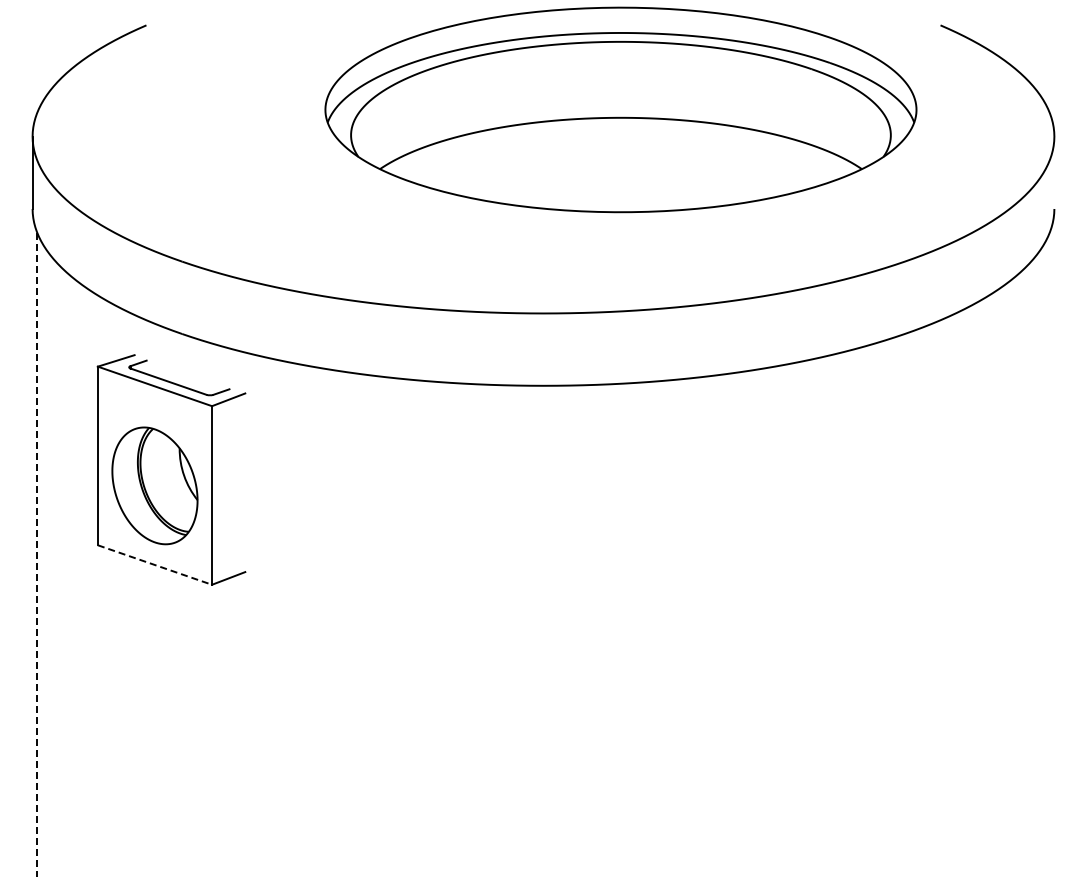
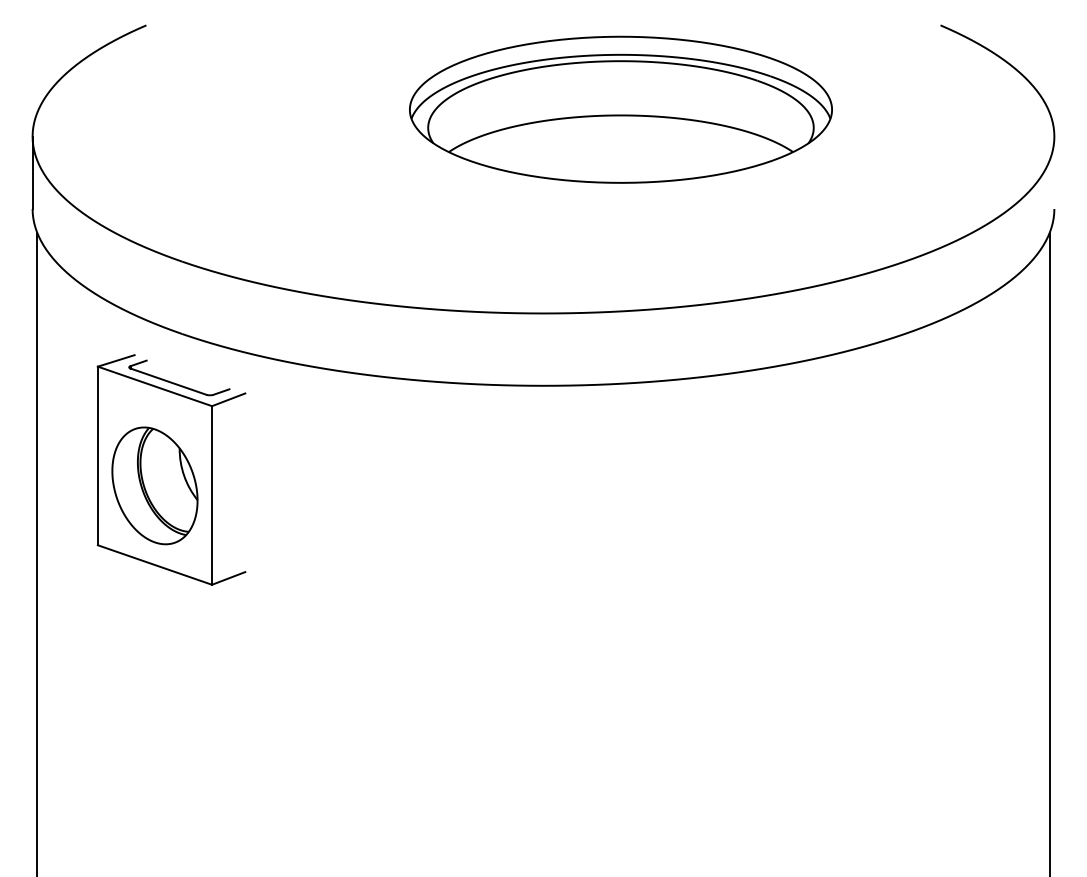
part size: 594x208 px -> 424x149 px (620, 109)
line: none -> present (1049, 553)
line: dashed -> solid (37, 555)
line: dashed -> solid (155, 565)
